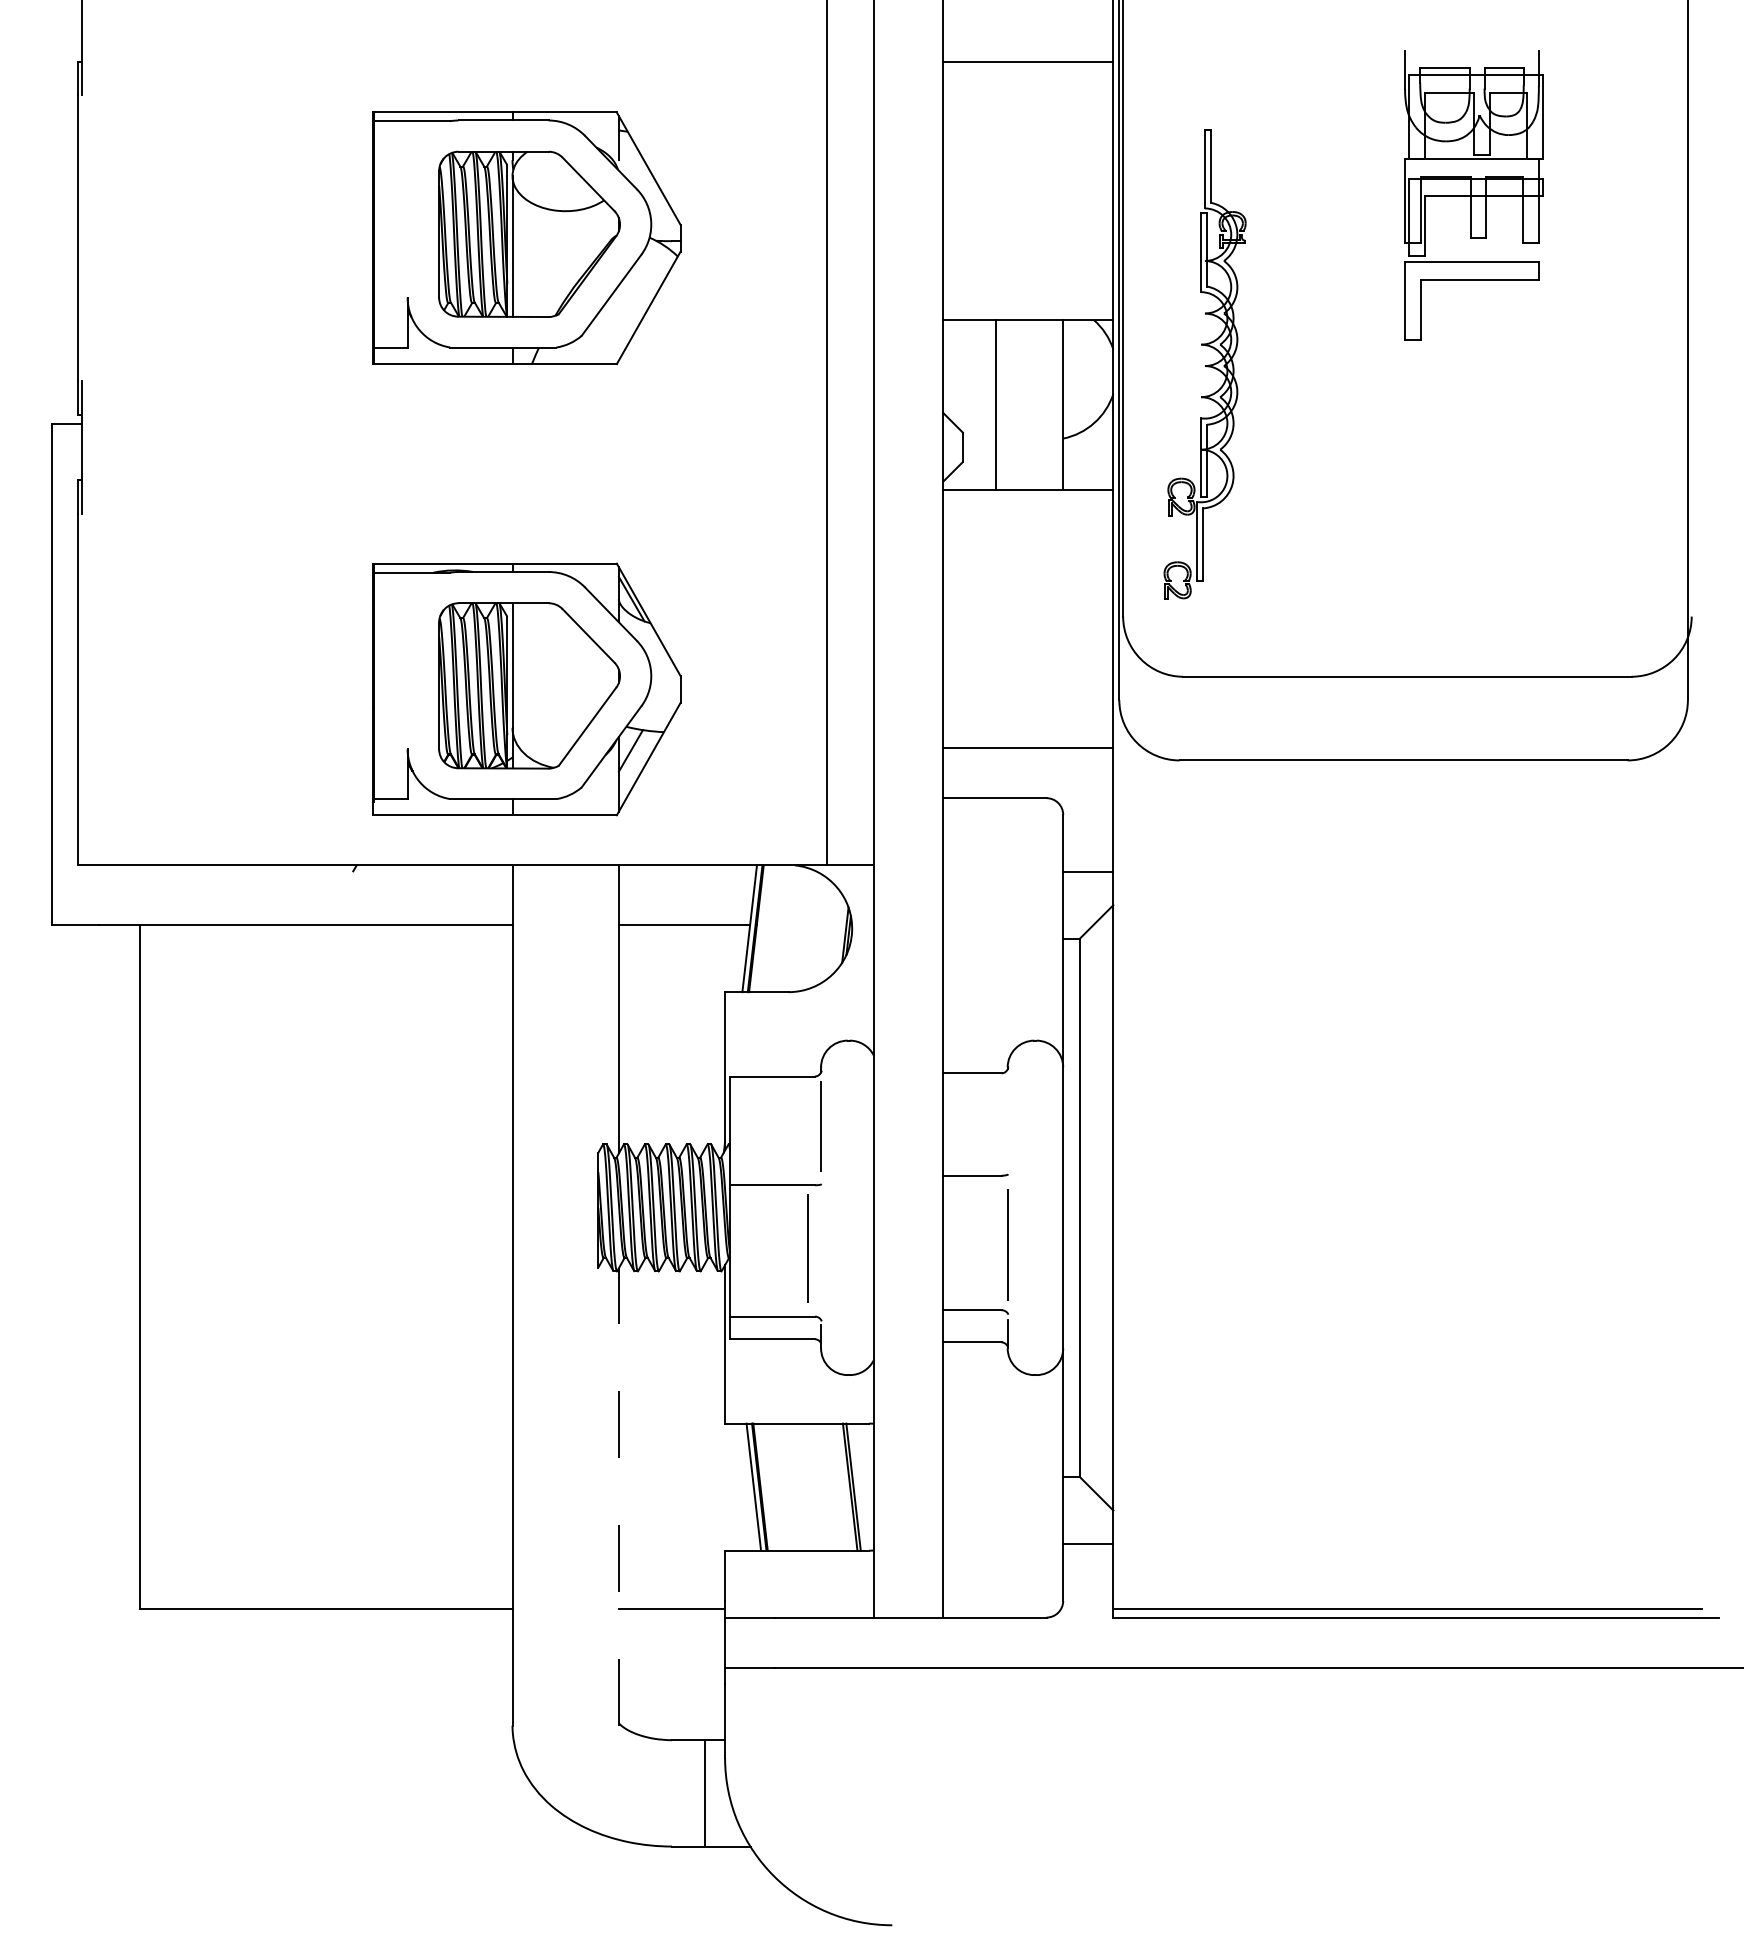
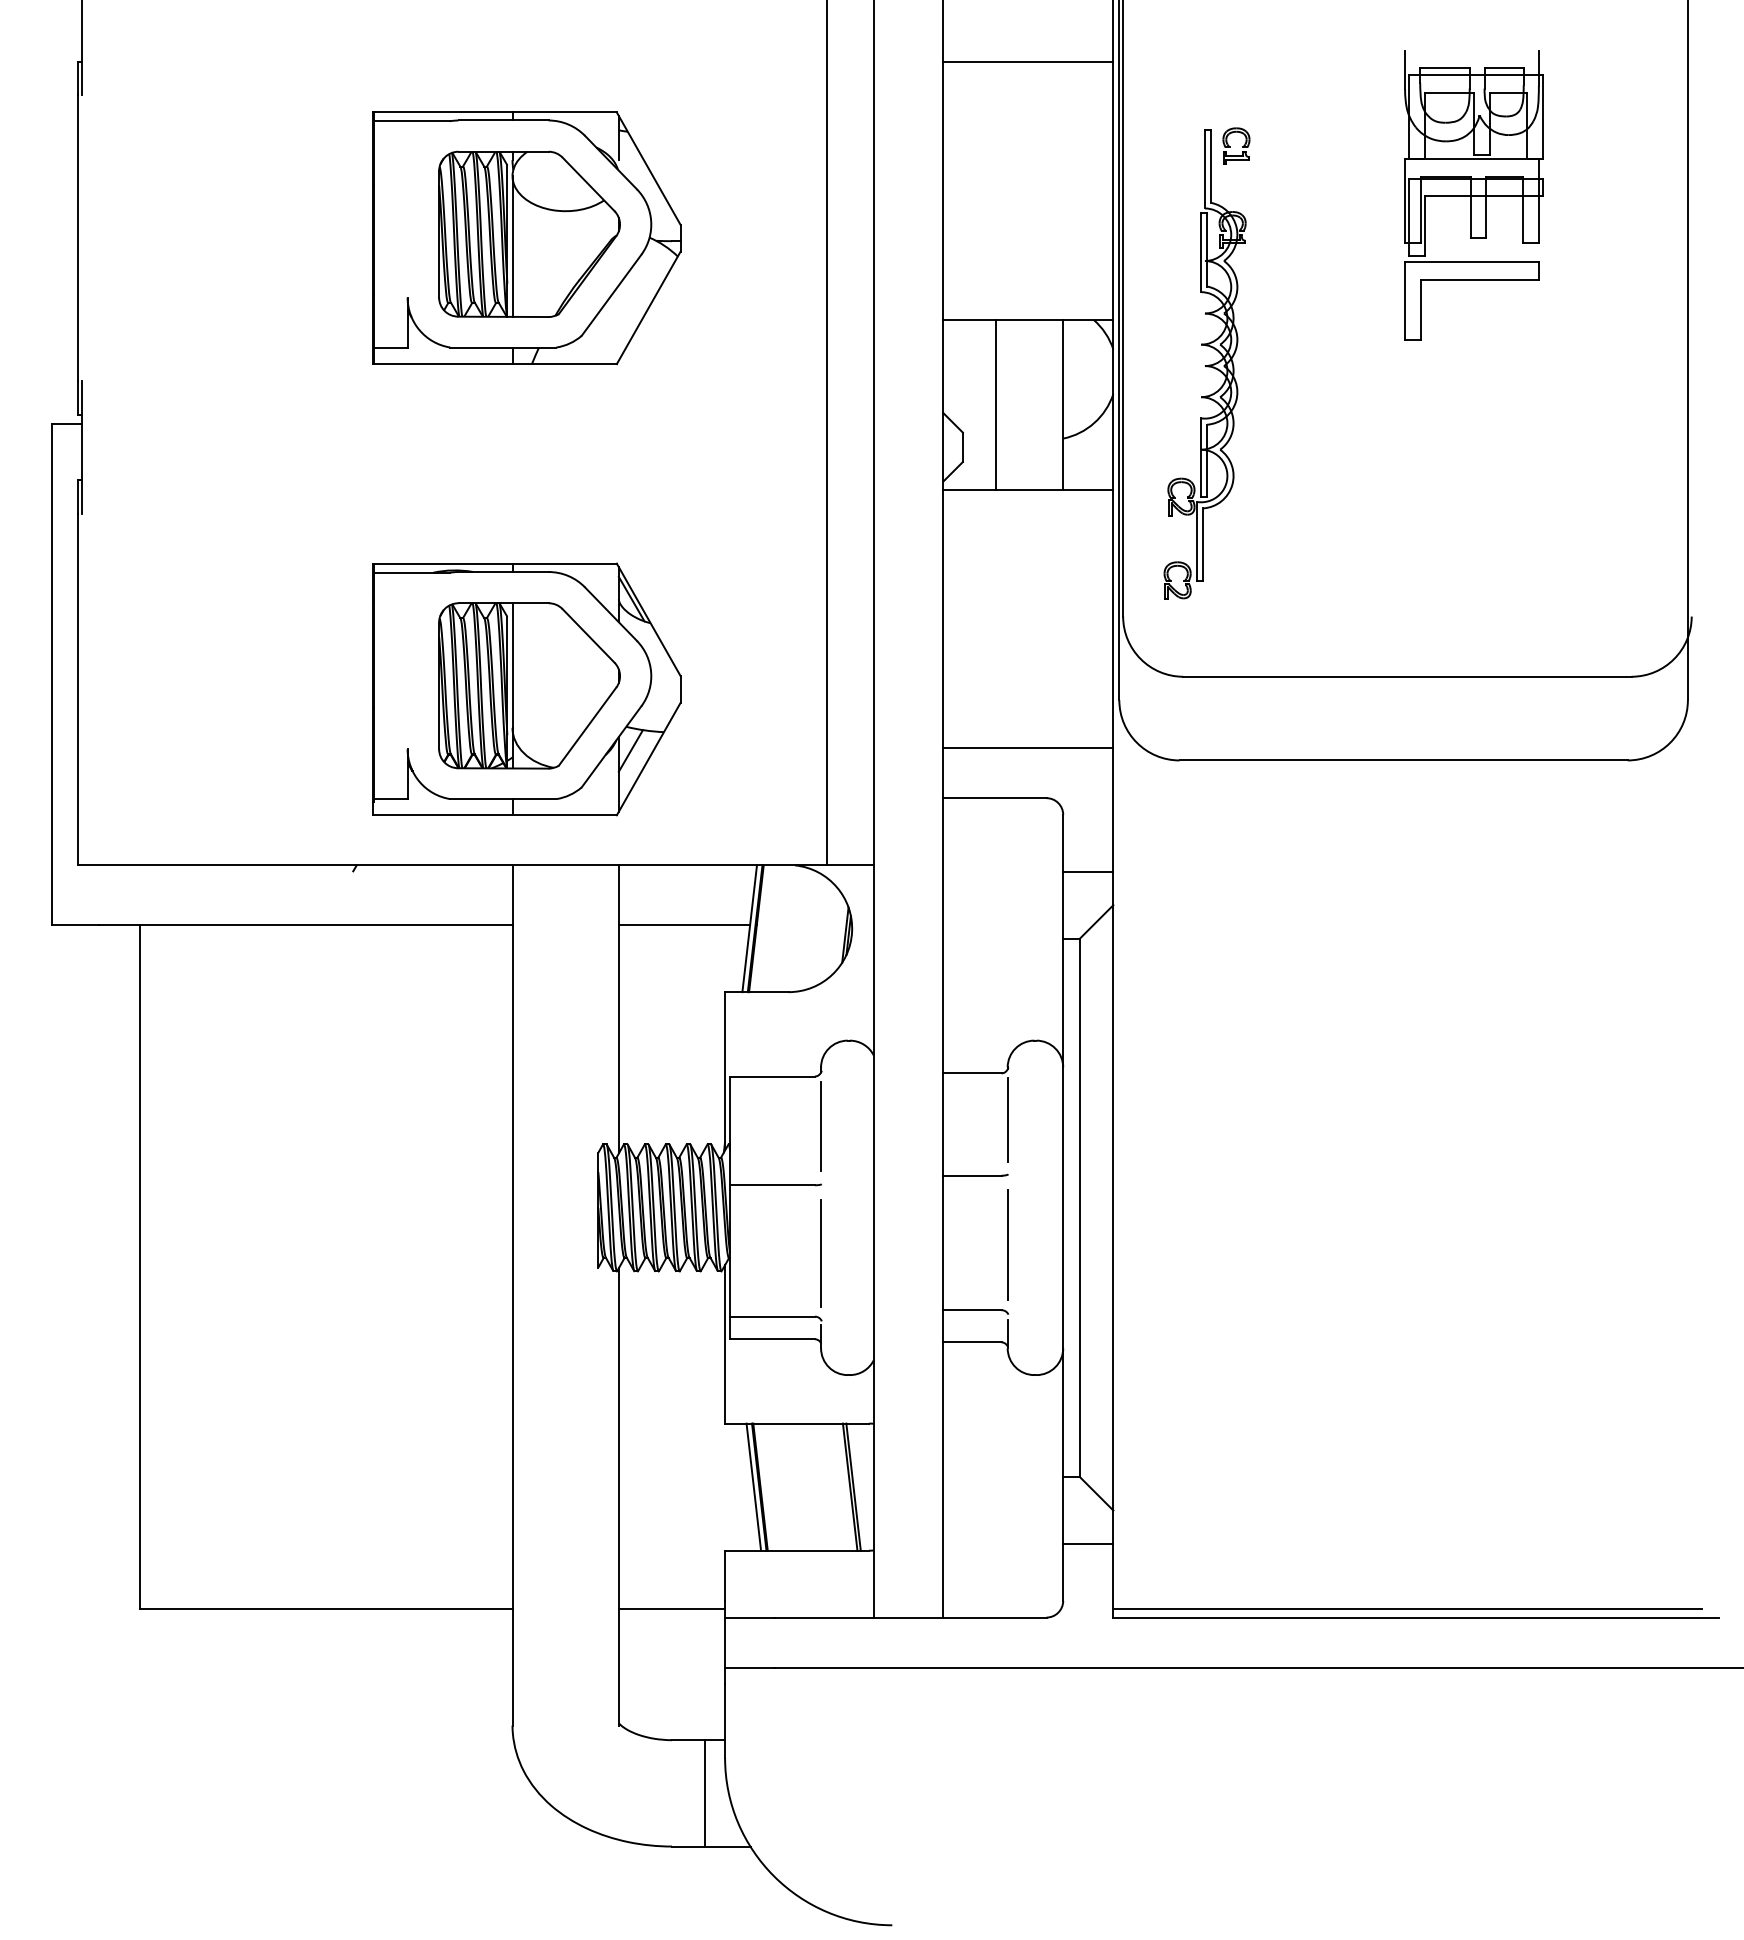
part: none -> present (1230, 146)
line: none -> present (1007, 1119)
line position: (807, 1248) -> (820, 1253) (820, 1253)
line: dashed -> solid (618, 1496)
